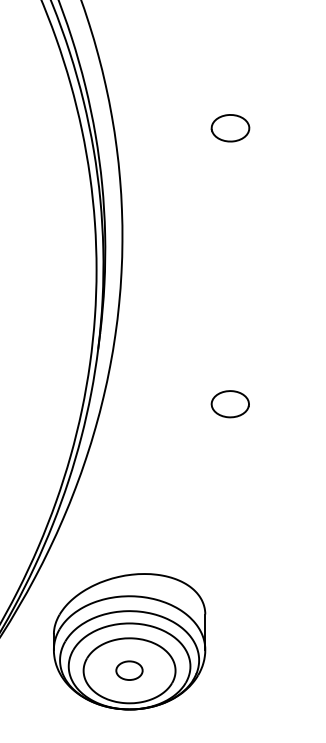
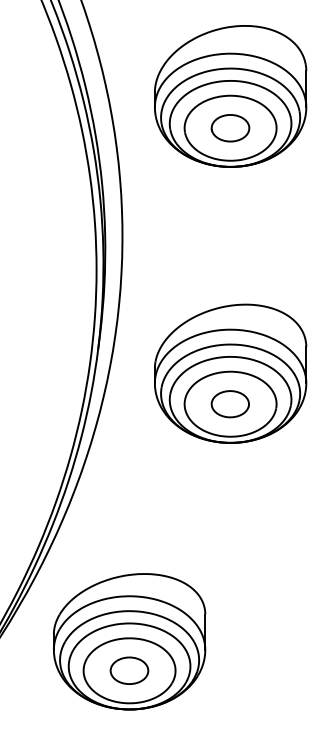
part: none -> present (230, 96)
part: none -> present (230, 373)
part size: 29x21 px -> 41x29 px (129, 670)
